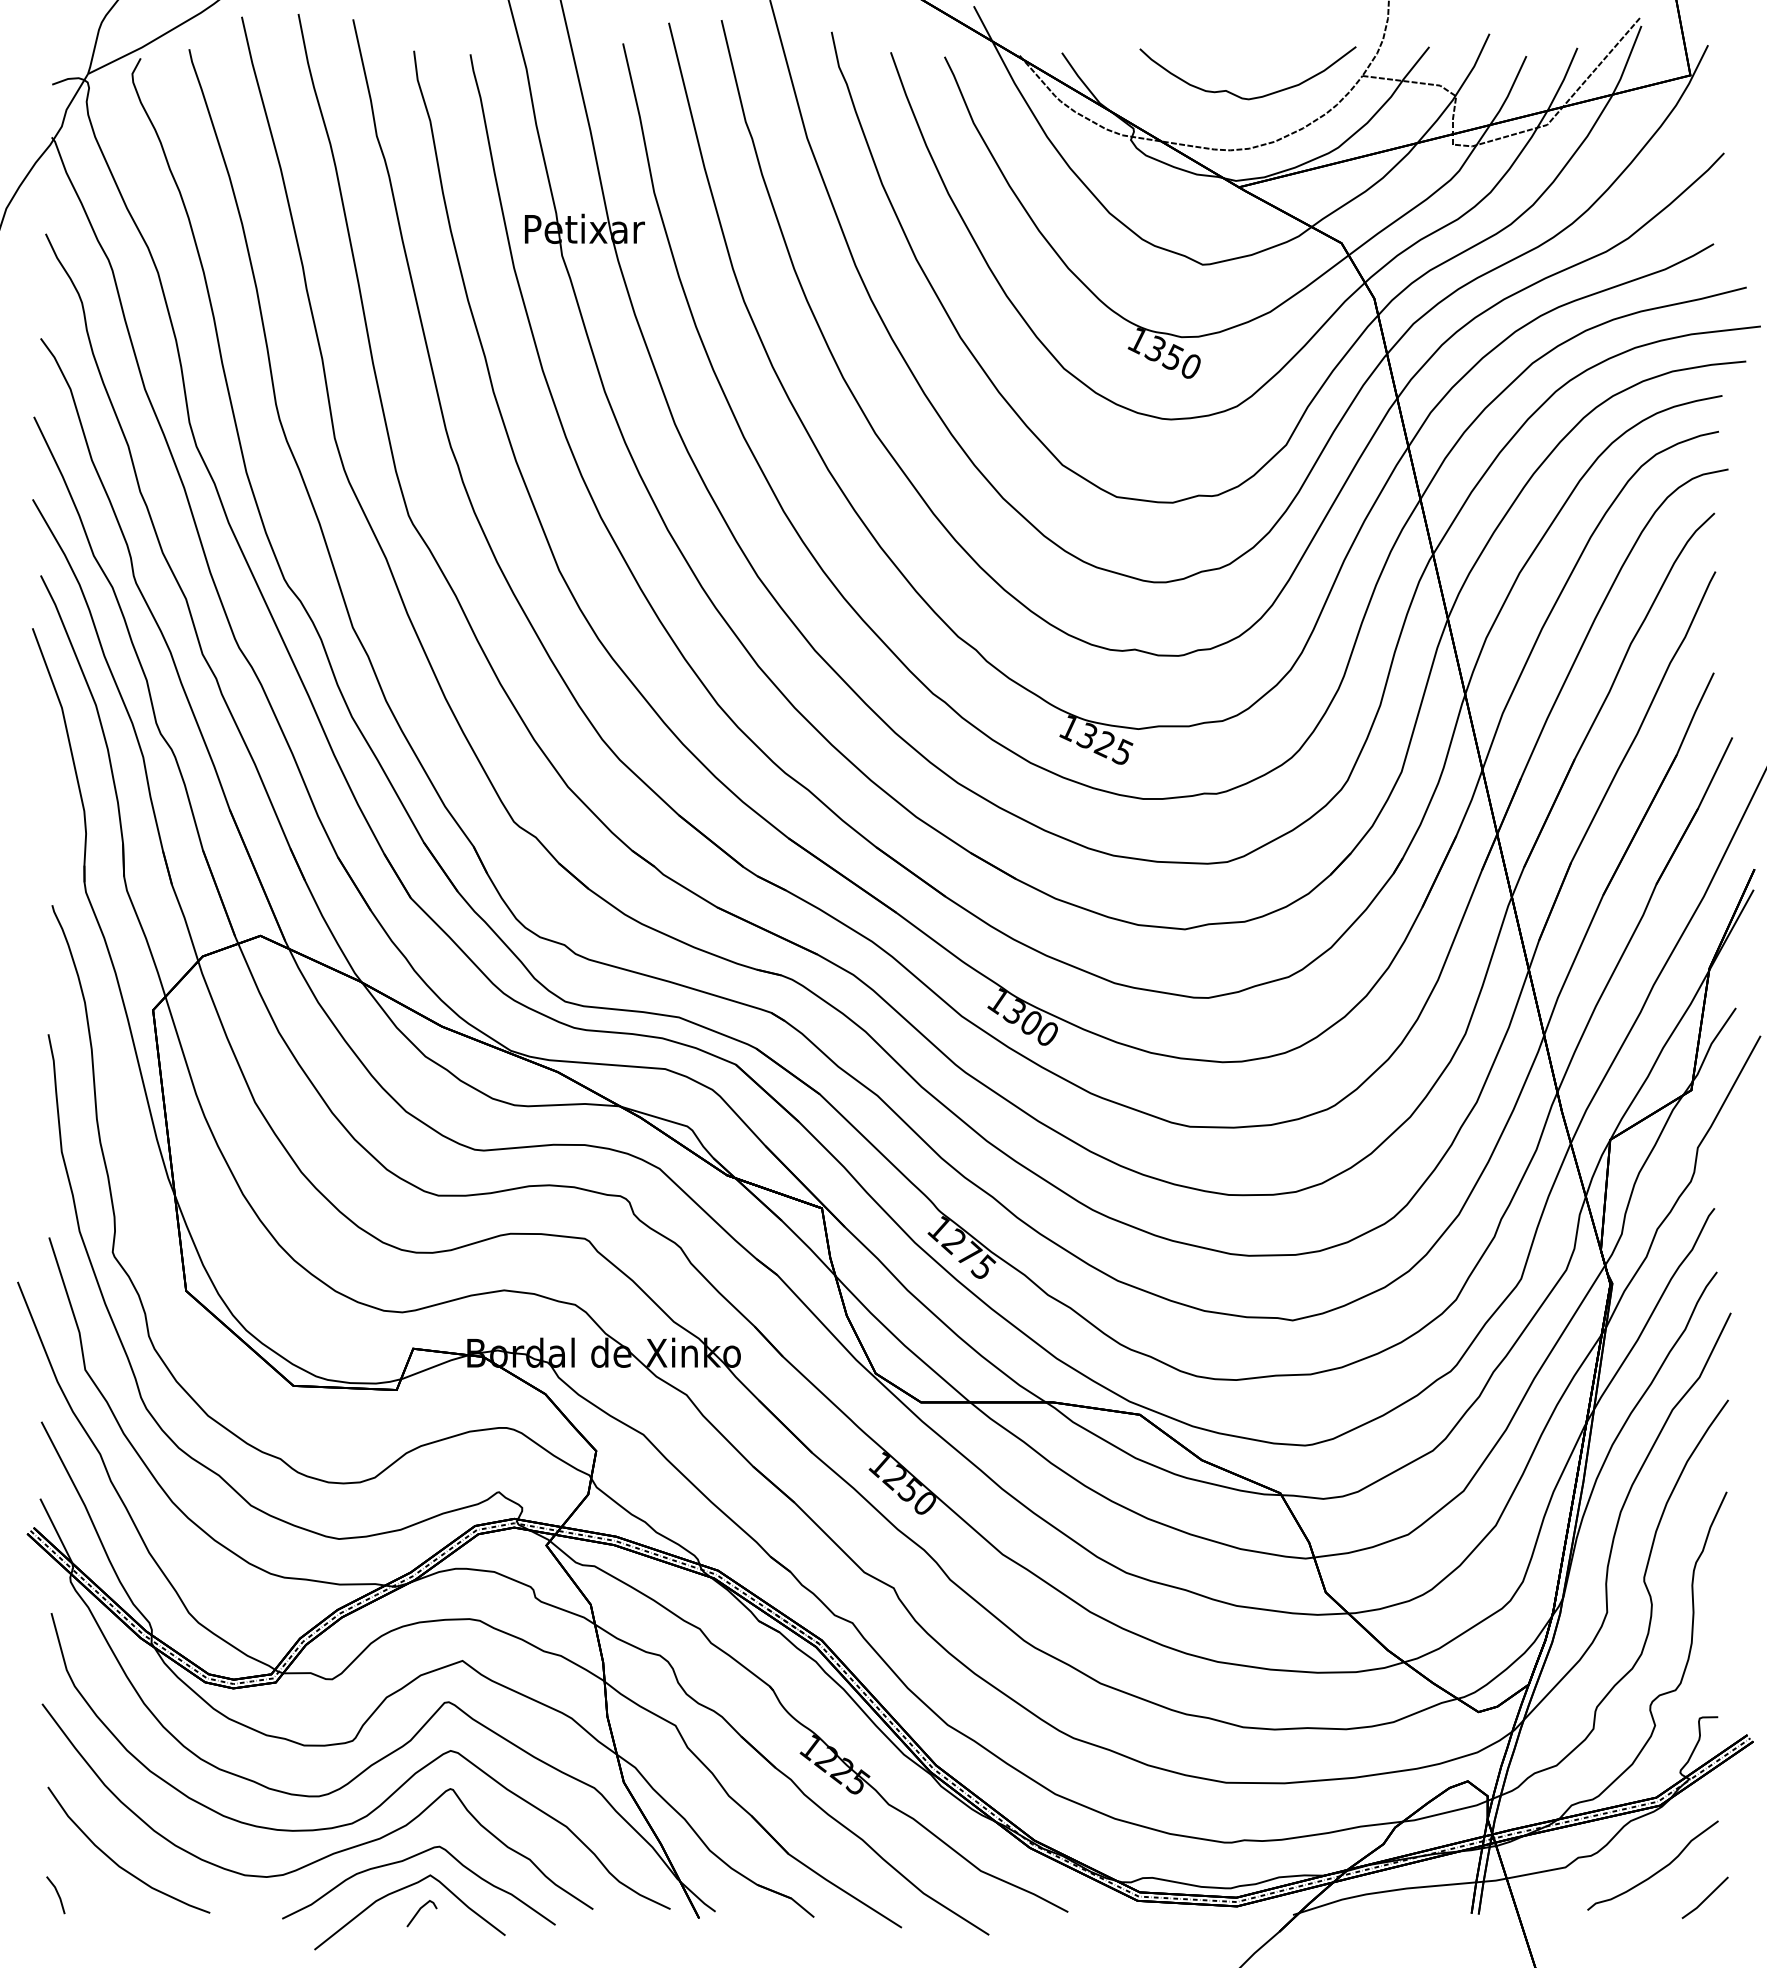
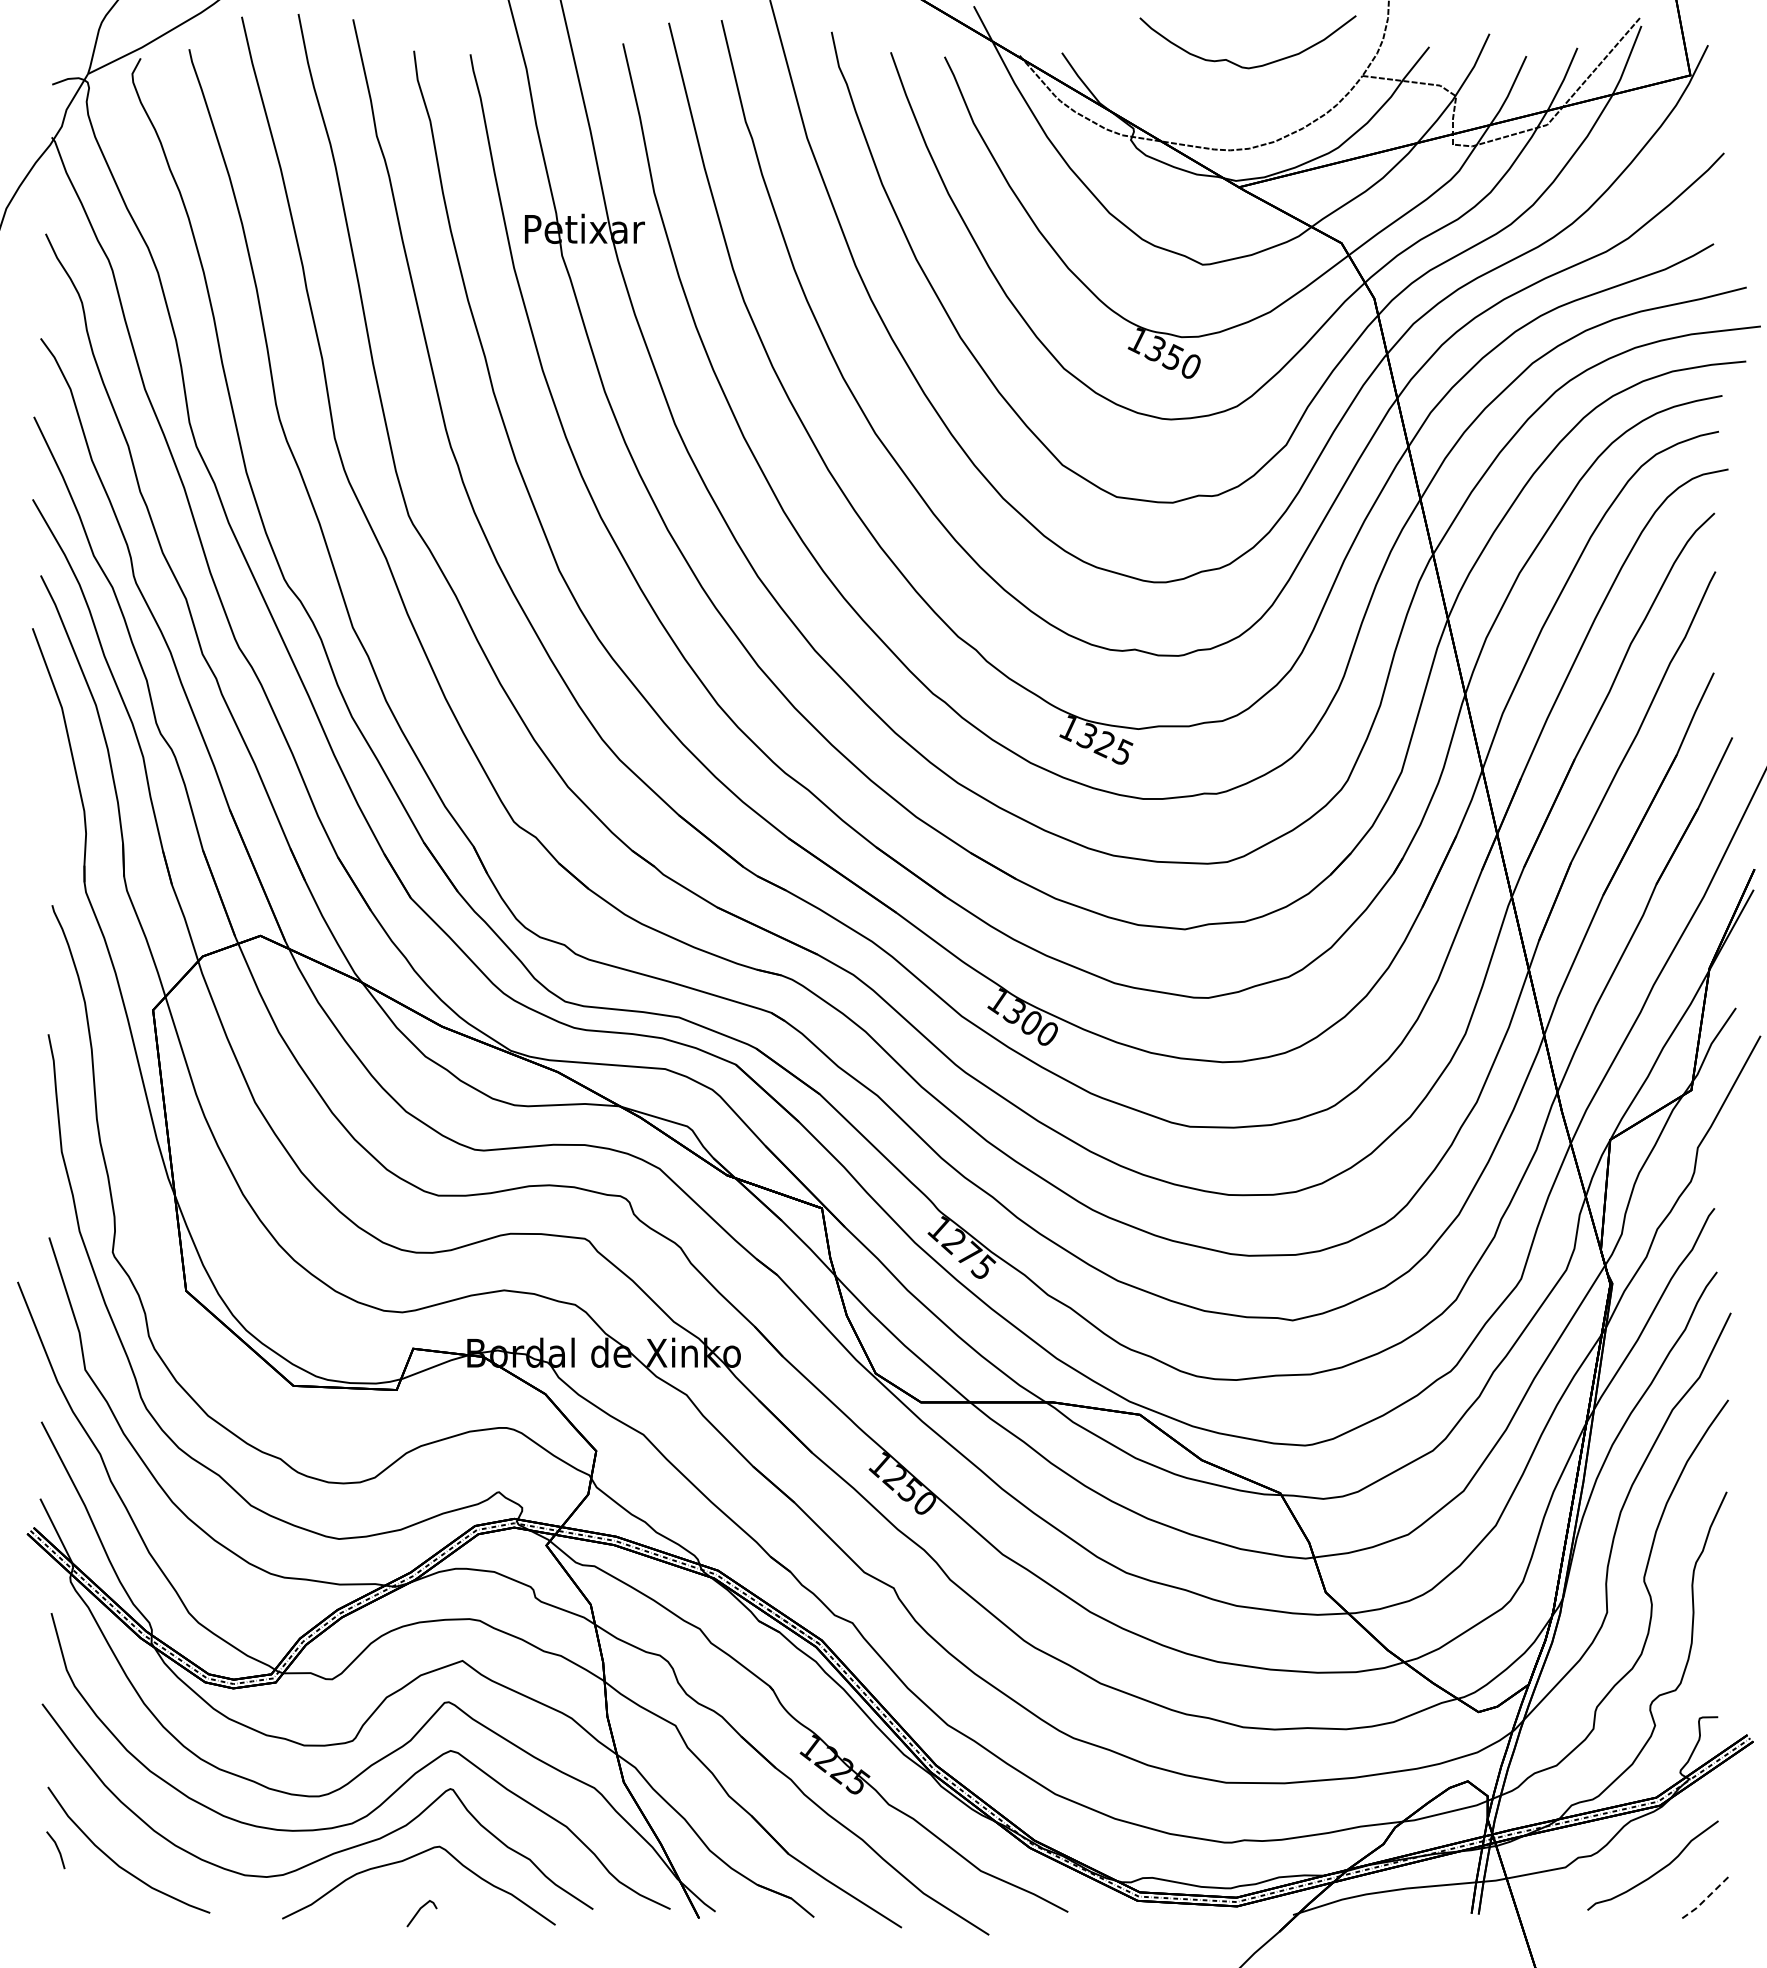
curve position: (1236, 94) -> (1236, 63) (1236, 63)
curve: present -> none (401, 1890)
line position: (57, 1895) -> (57, 1850) (57, 1850)
line: solid -> dashed (1705, 1899)
